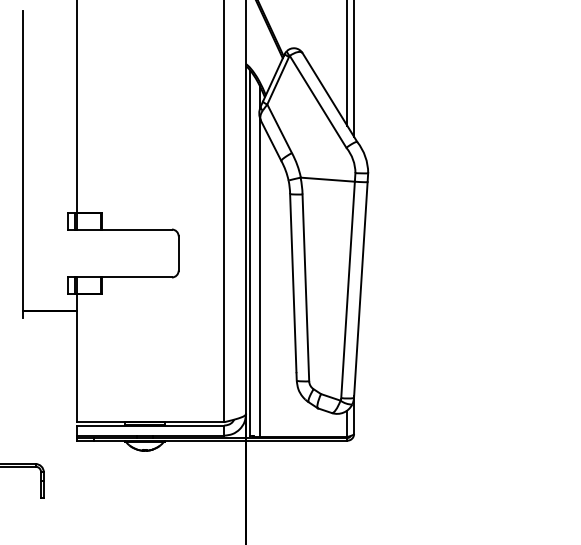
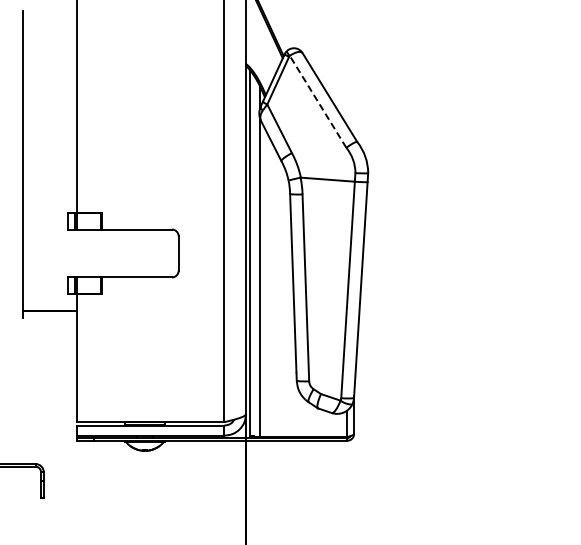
line: present -> none (347, 63)
line: present -> none (354, 69)
line: solid -> dashed (318, 101)
